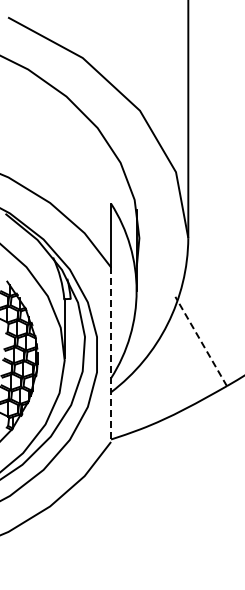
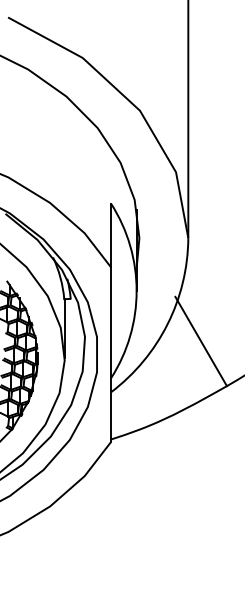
line: dashed -> solid (201, 341)
line: dashed -> solid (111, 355)
